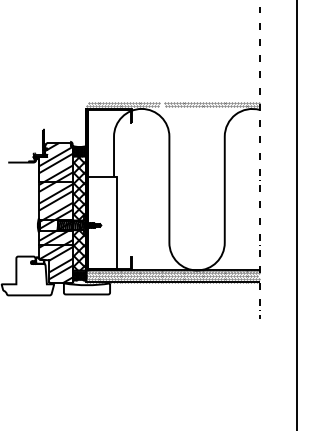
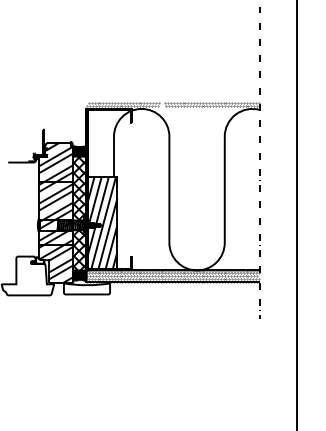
hatch: none -> present (102, 222)
